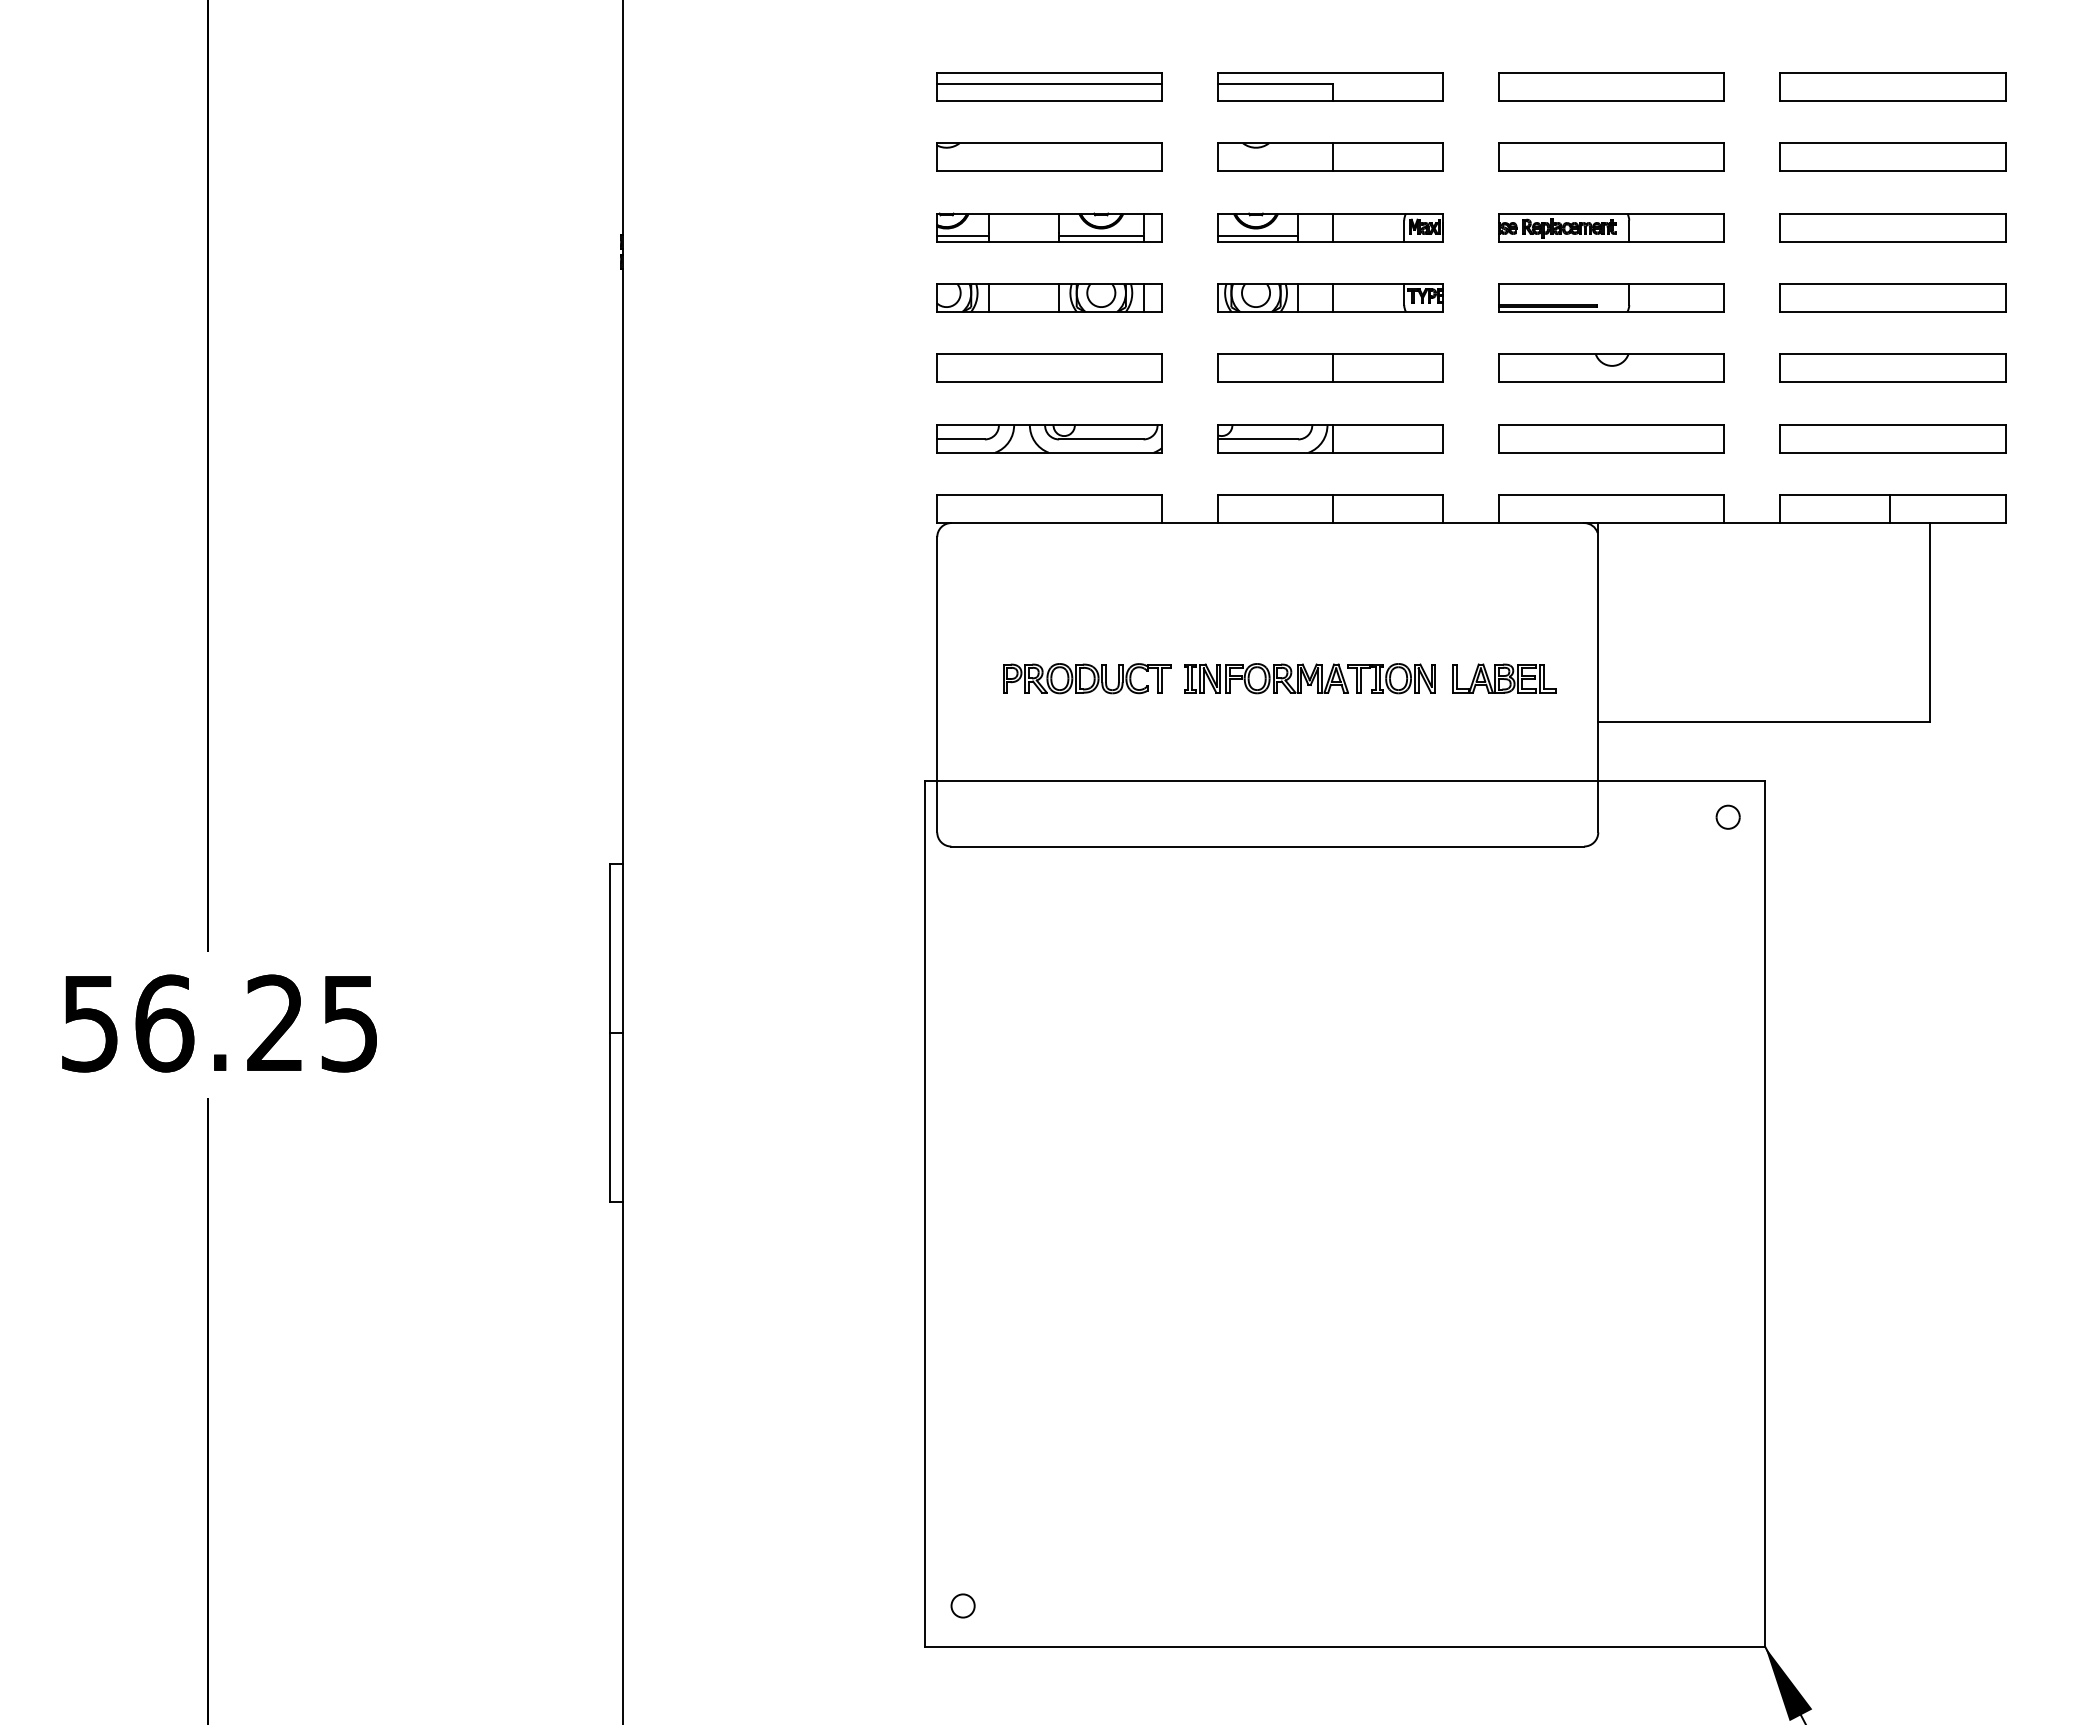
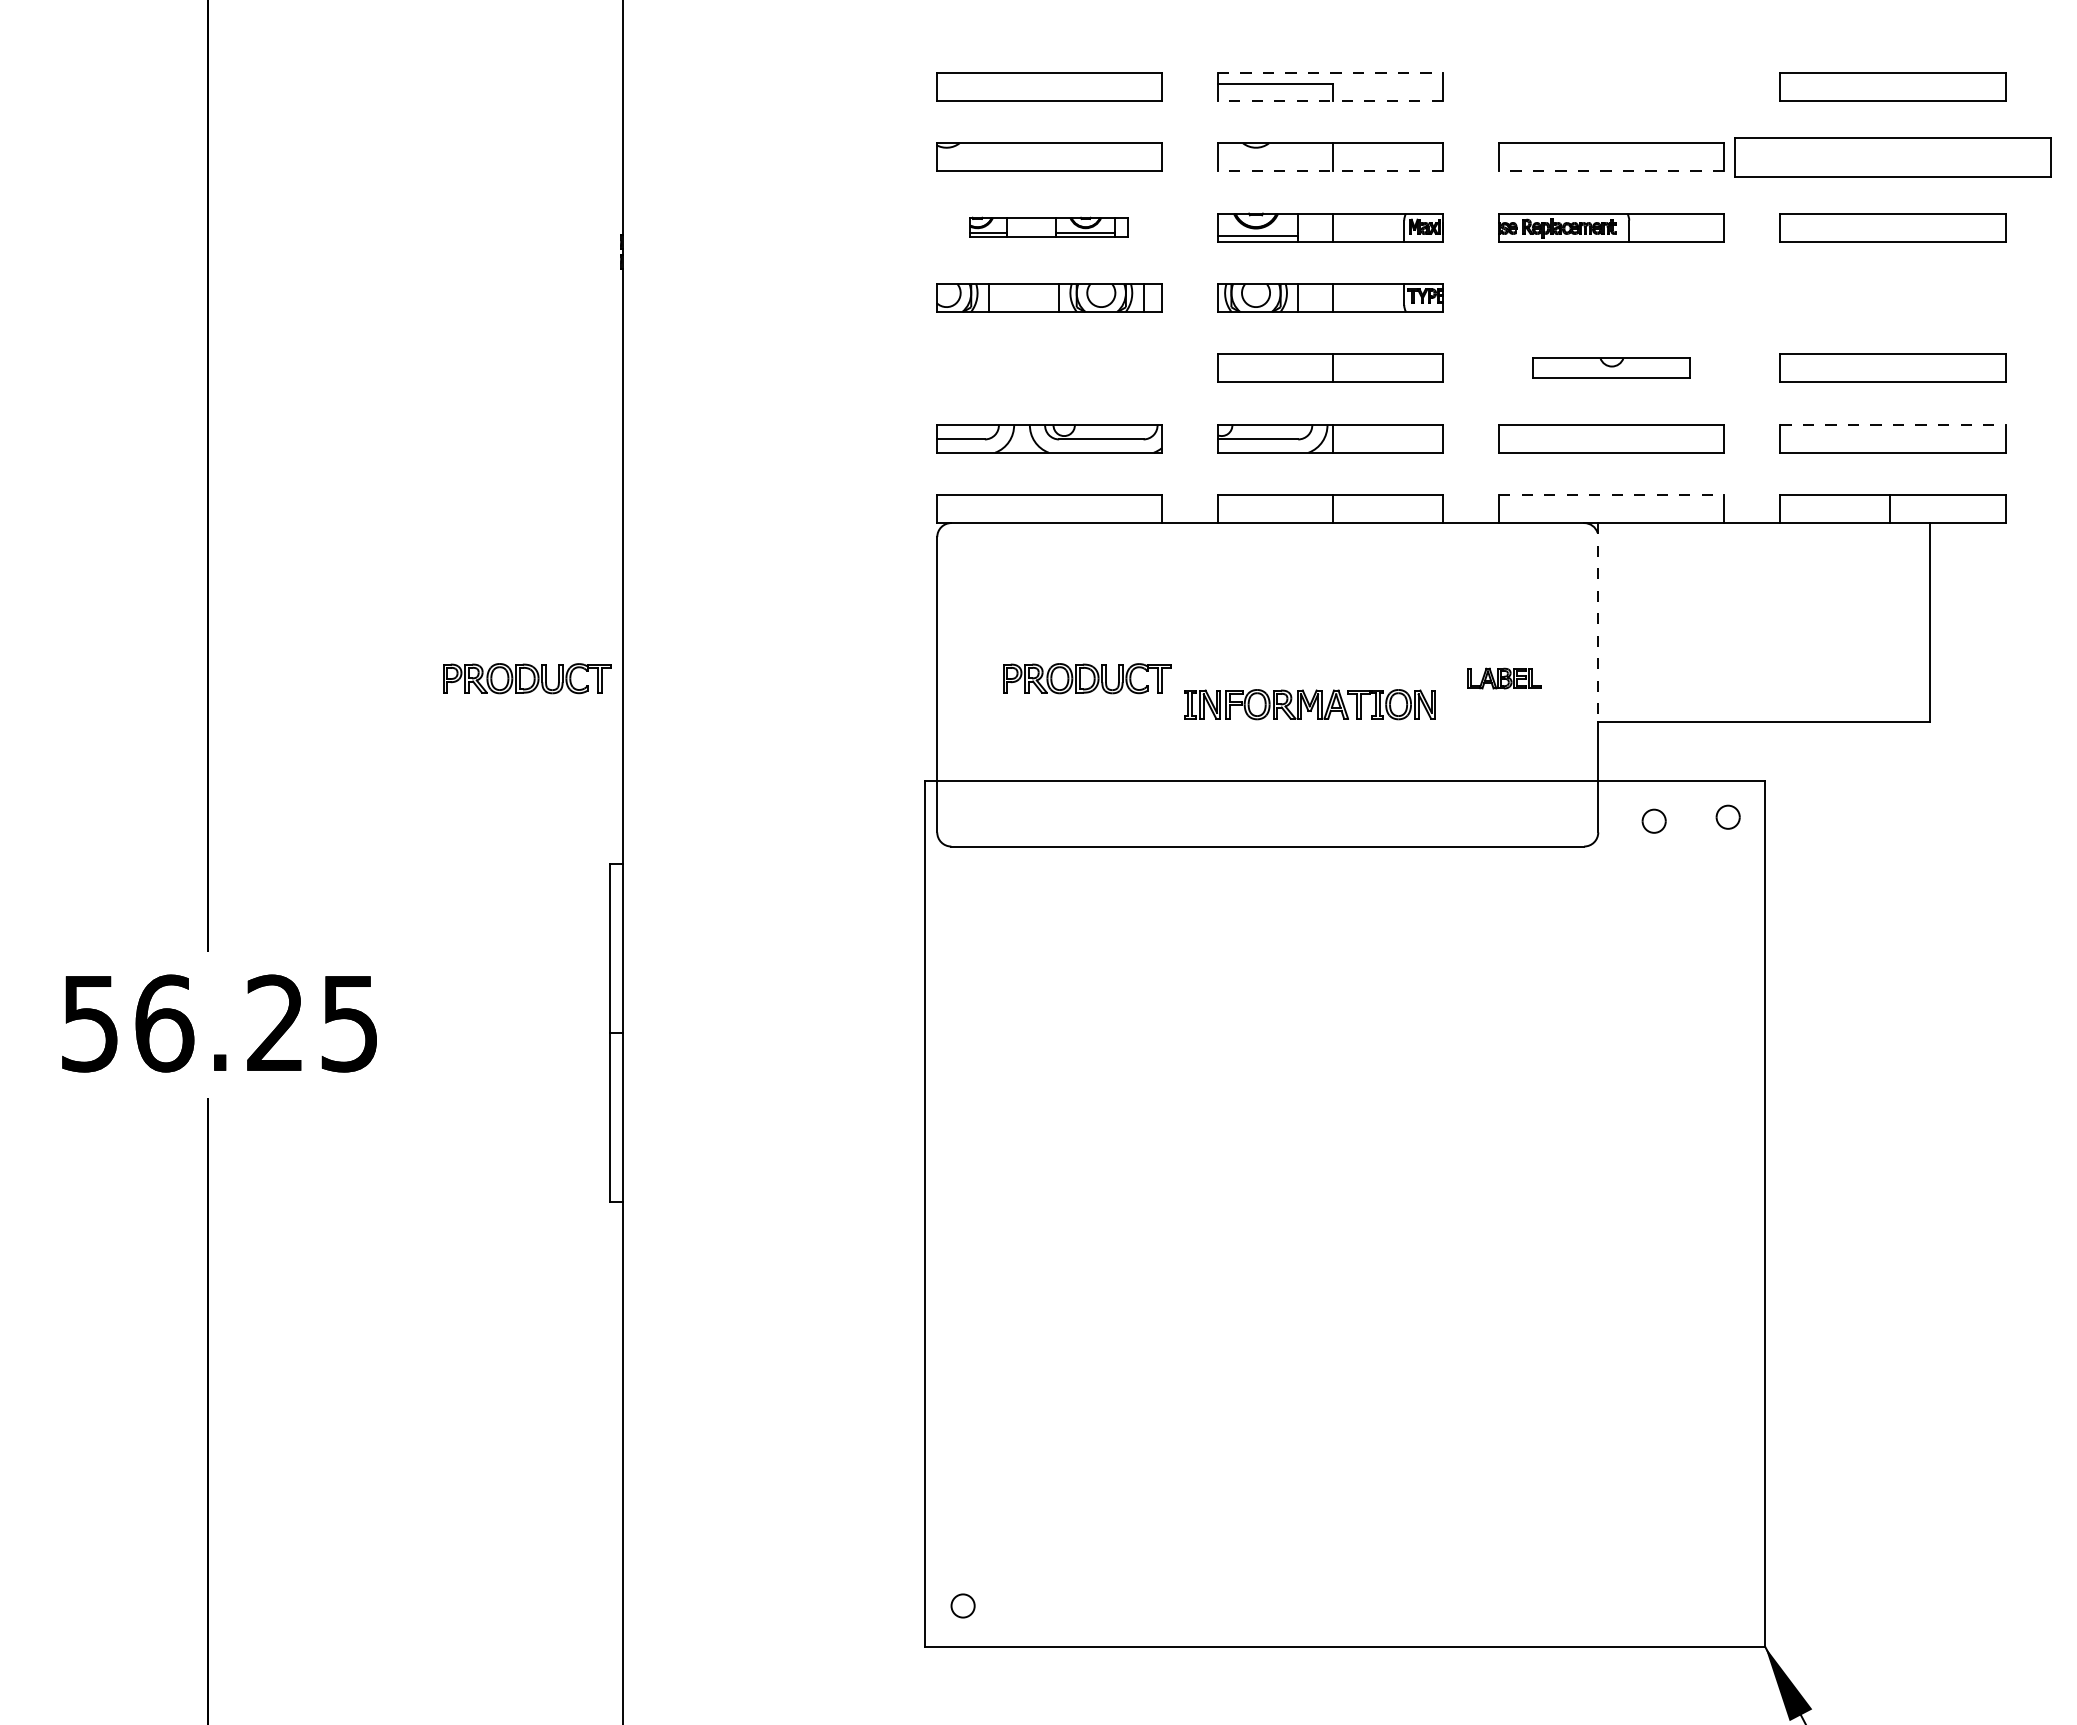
line: solid -> dashed (1330, 73)
line: present -> none (1048, 84)
part: present -> none (1611, 86)
line: solid -> dashed (1330, 101)
part size: 228x30 px -> 318x41 px (1892, 157)
line: solid -> dashed (1330, 171)
line: solid -> dashed (1611, 171)
part size: 227x31 px -> 160x22 px (1048, 226)
part: present -> none (1611, 297)
part: present -> none (1892, 297)
part: present -> none (1049, 367)
part size: 227x30 px -> 159x22 px (1611, 367)
line: solid -> dashed (1892, 424)
line: solid -> dashed (1611, 494)
line: solid -> dashed (1597, 622)
part: none -> present (527, 678)
part position: (1309, 678) -> (1309, 704) (1309, 704)
part size: 105x31 px -> 75x23 px (1504, 678)
part: none -> present (1653, 820)
